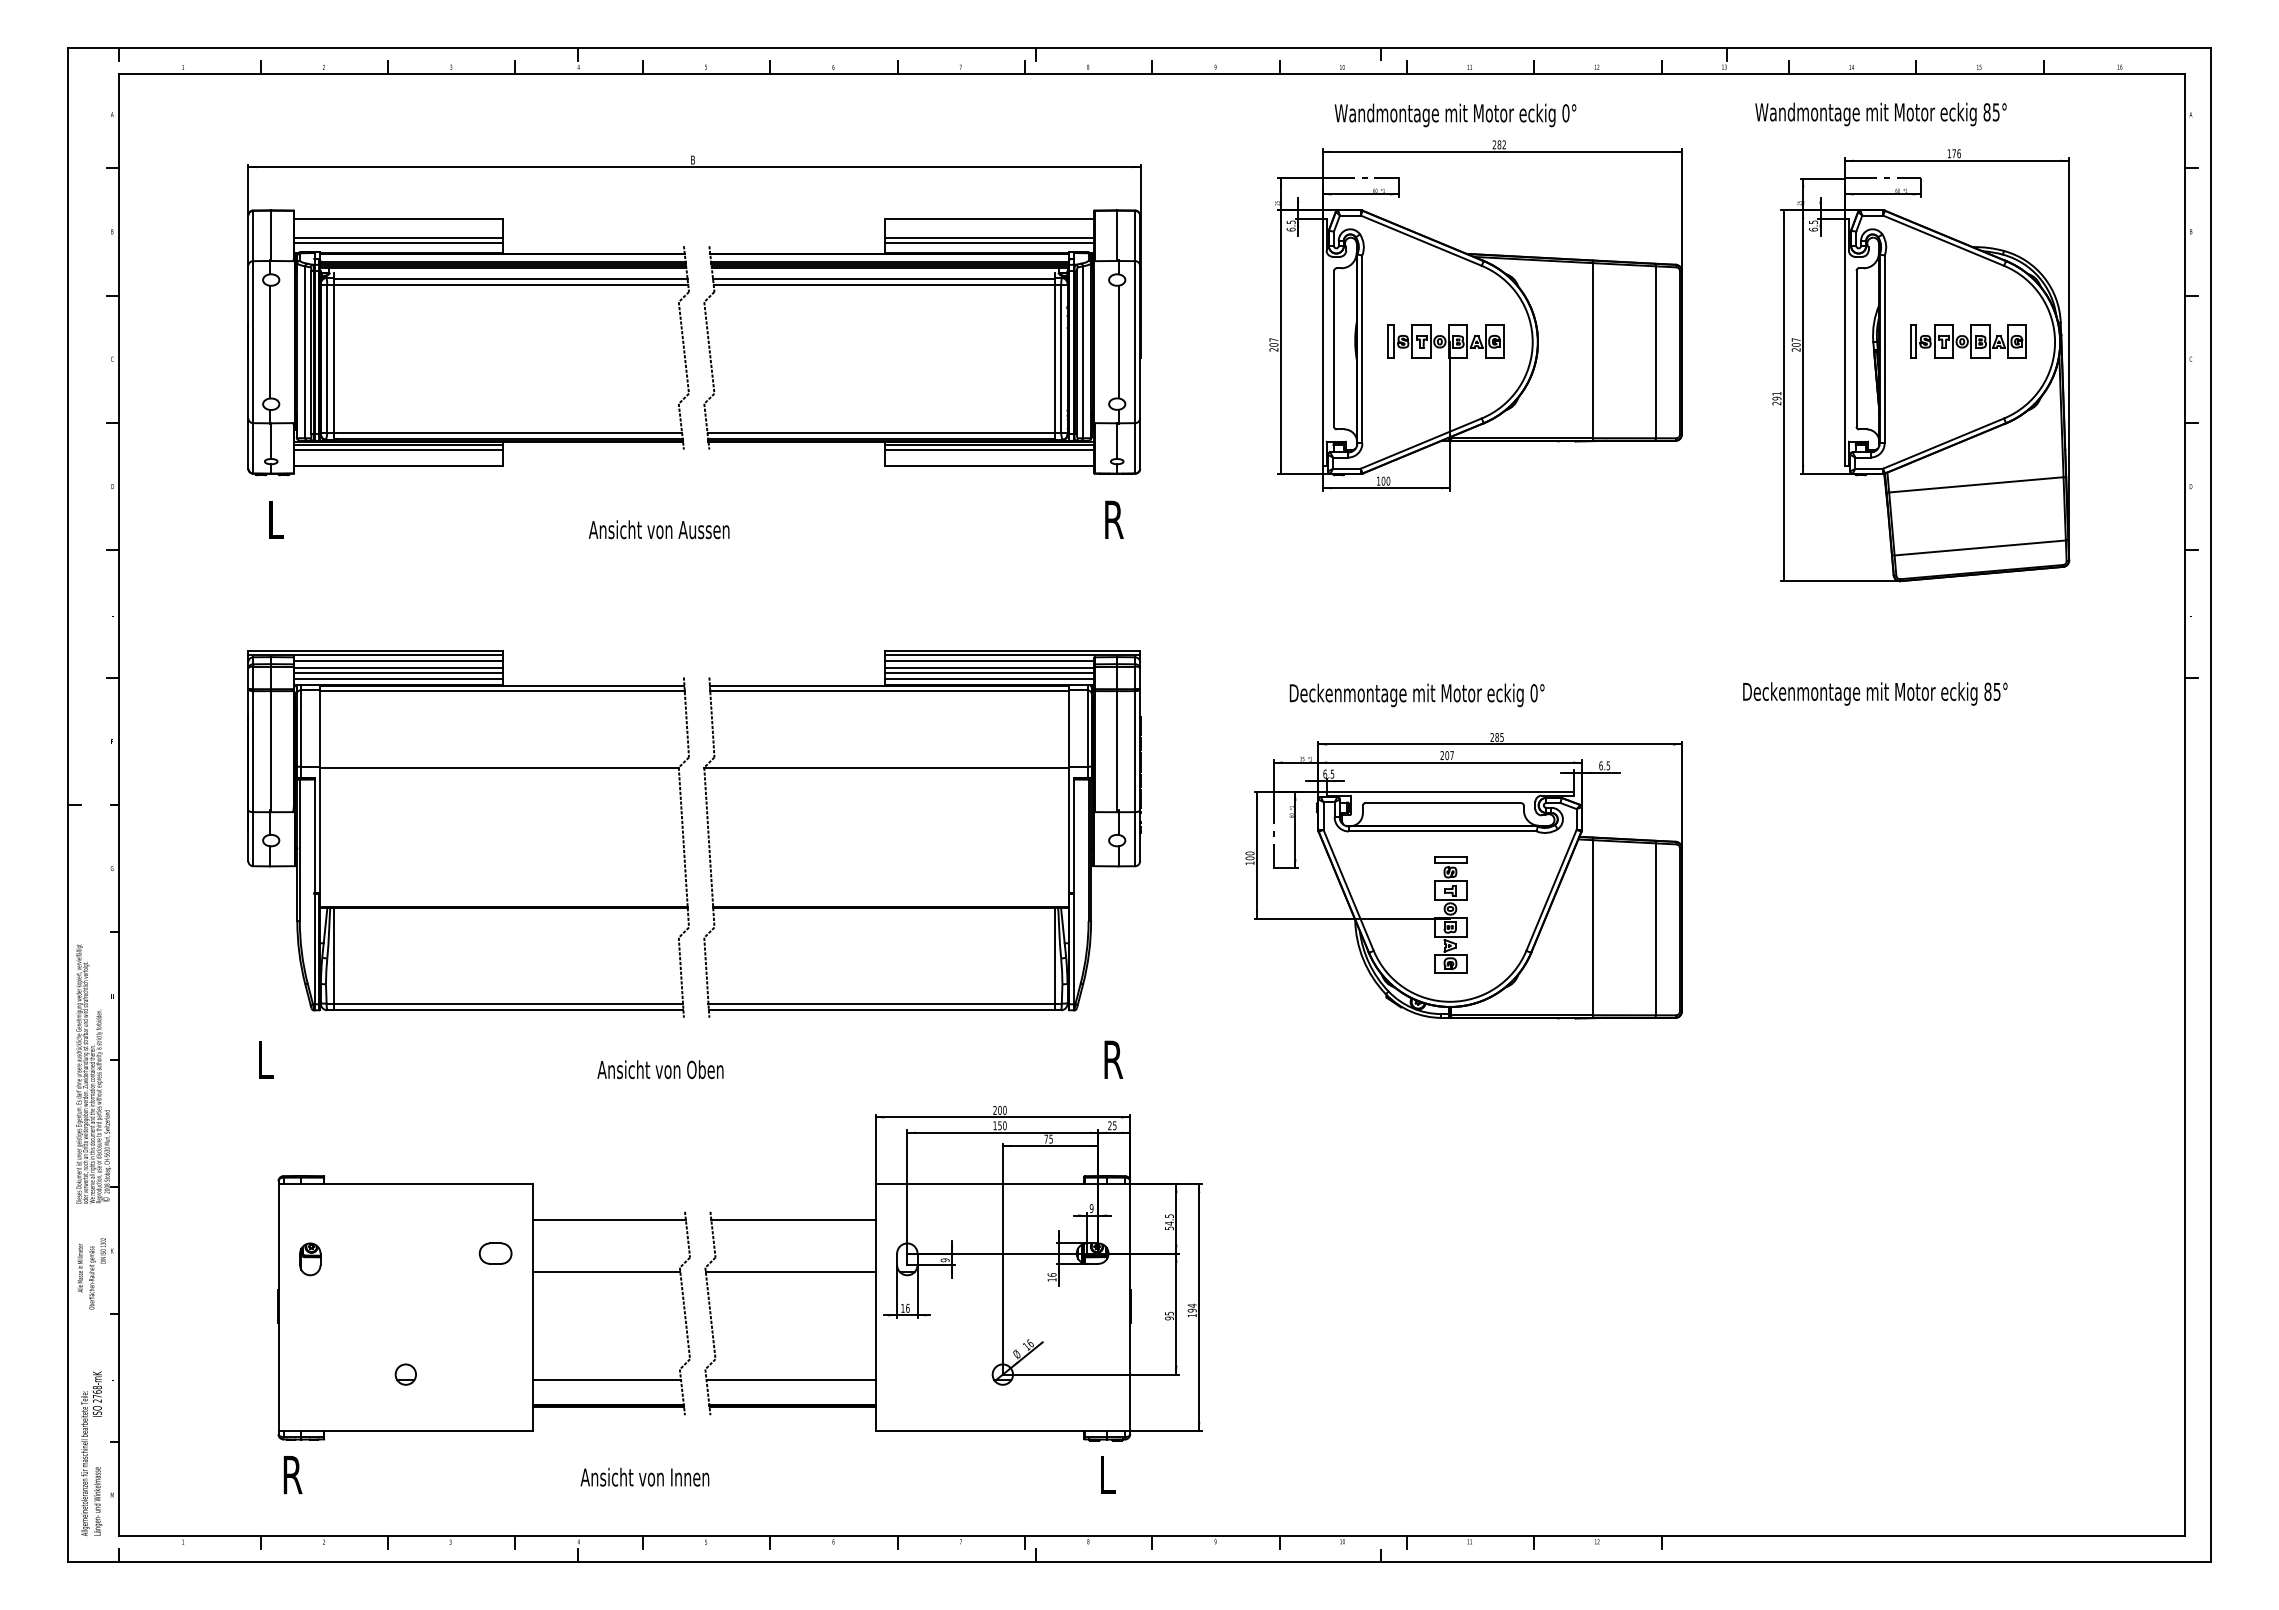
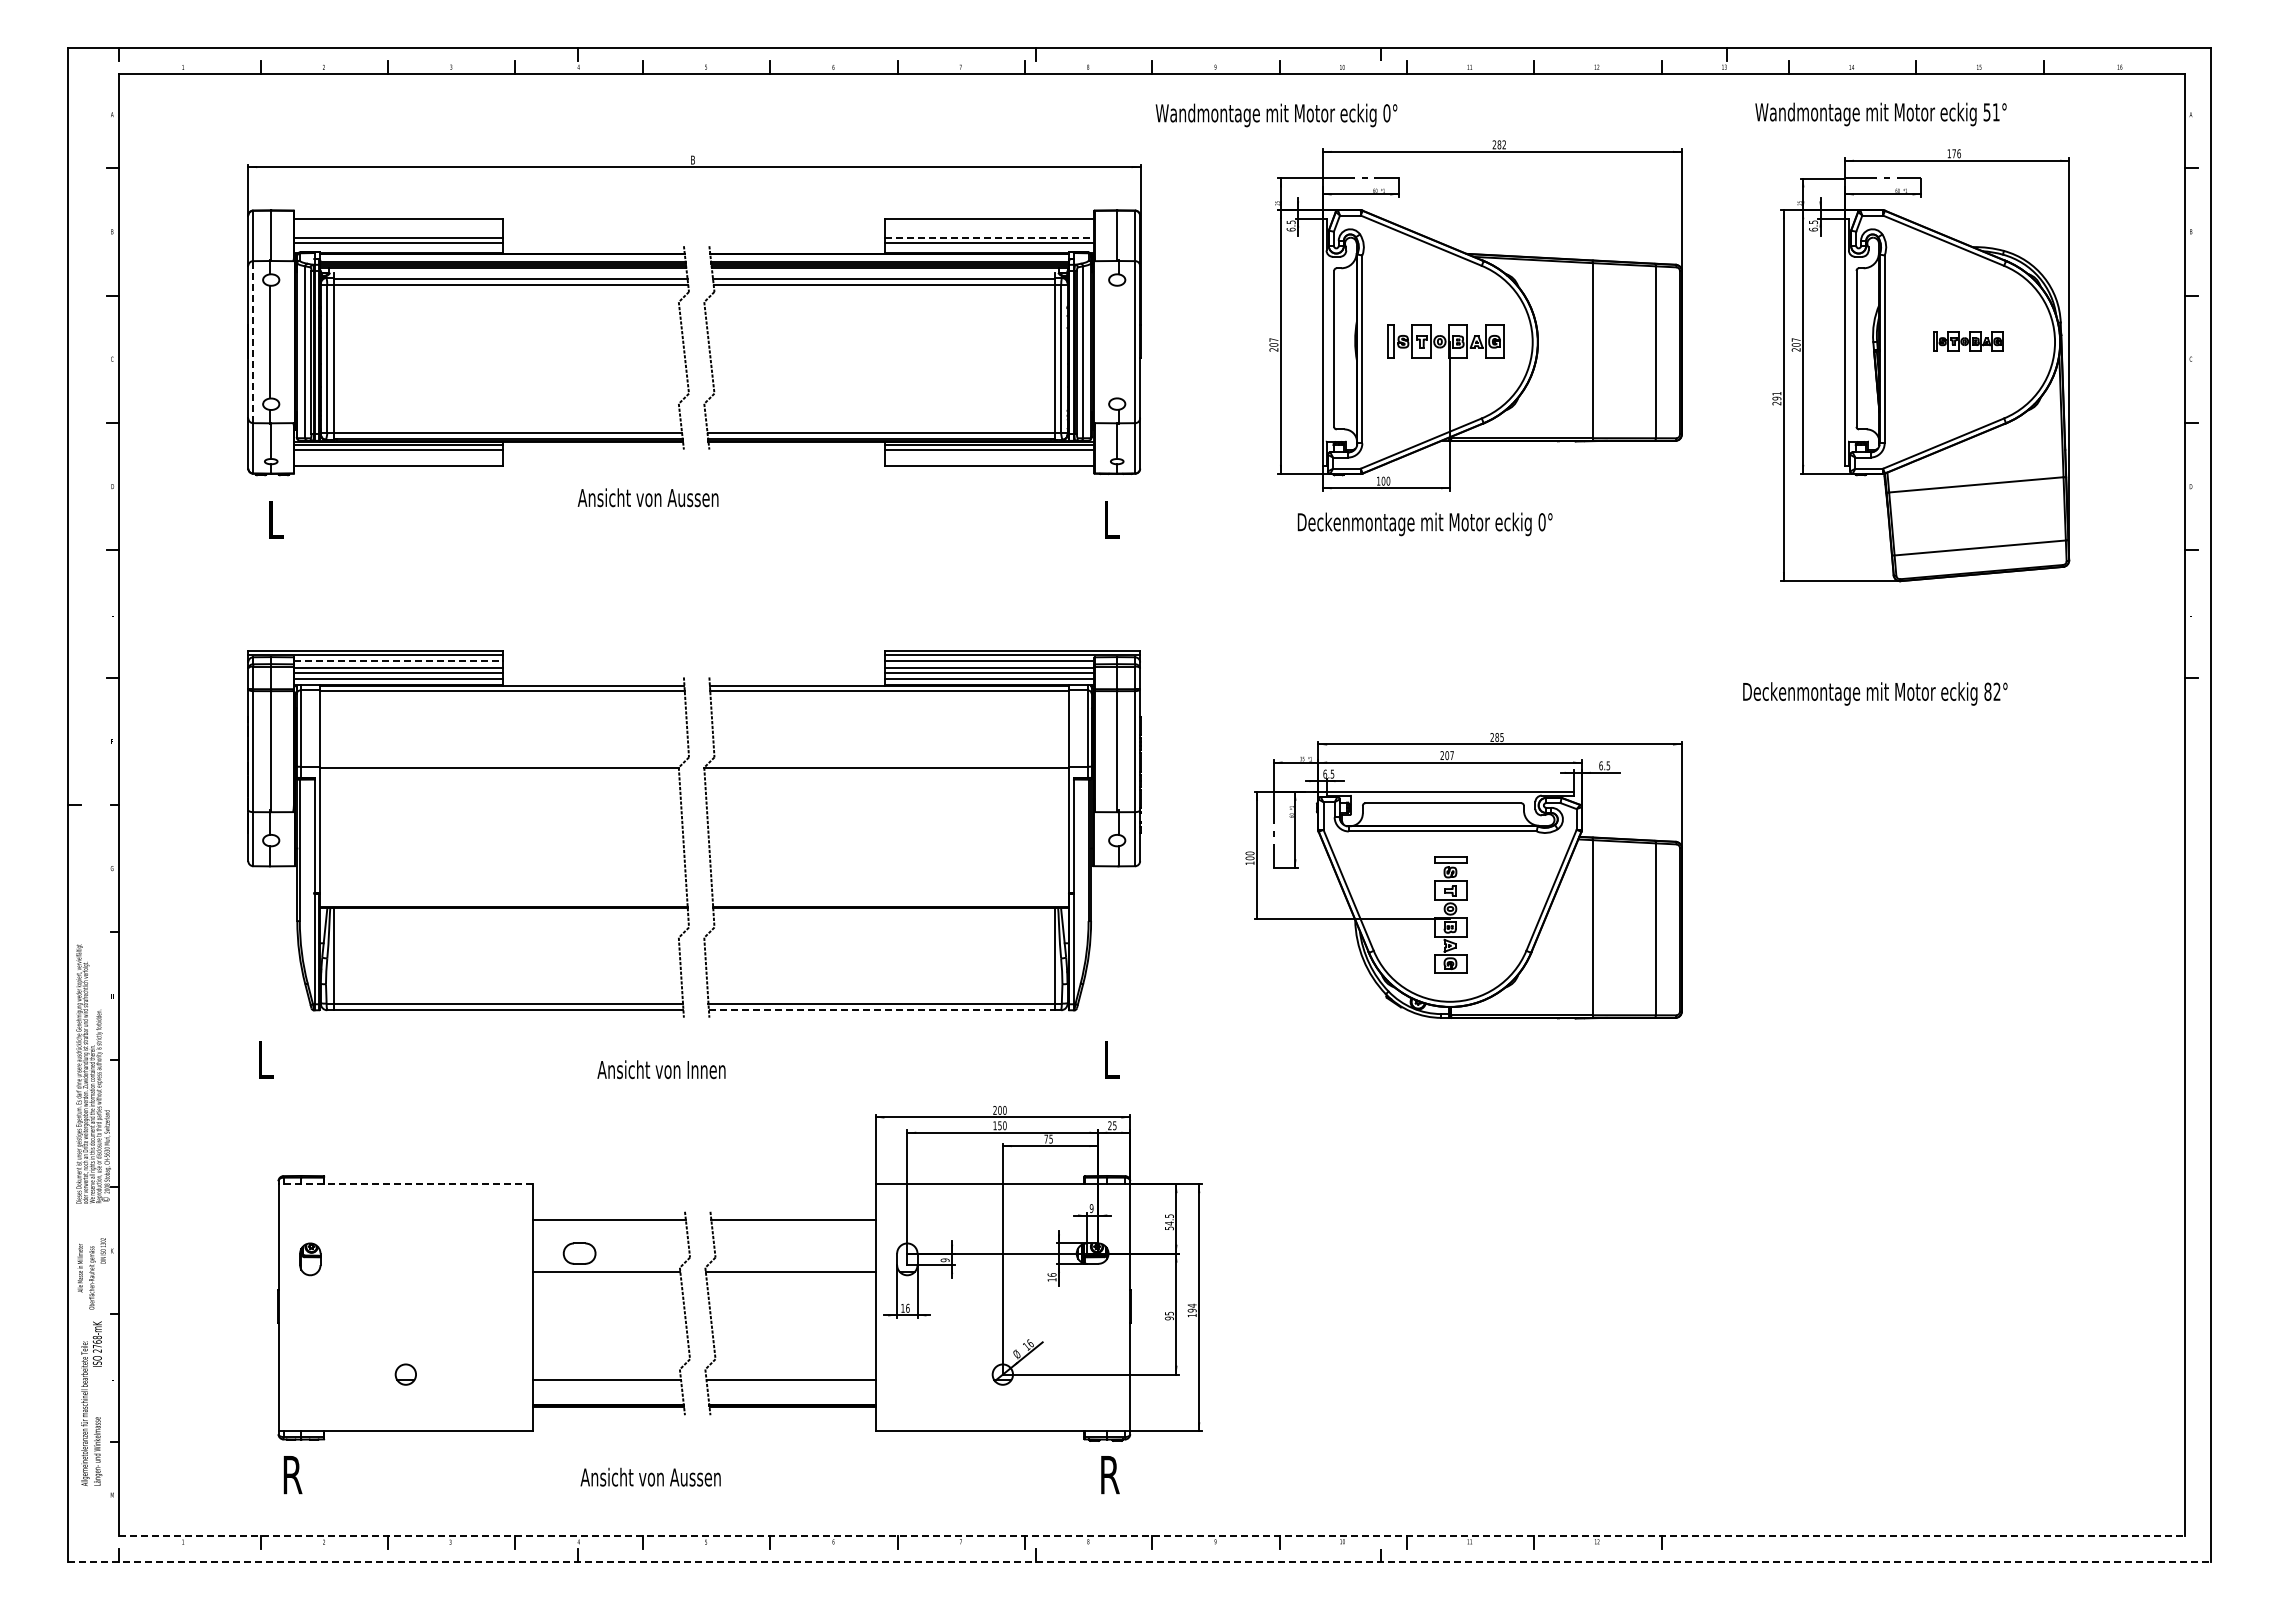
text: 85° -> 51° (1991, 112)
text position: (1455, 115) -> (1276, 115) (1276, 115)
line: solid -> dashed (990, 237)
line: solid -> dashed (253, 341)
line: present -> none (1118, 341)
part size: 117x35 px -> 71x21 px (1968, 341)
text: R -> L (1114, 519)
text position: (658, 529) -> (647, 497) (647, 497)
line: solid -> dashed (399, 661)
text: 85° -> 82° (1996, 691)
text position: (1416, 695) -> (1424, 524) (1424, 524)
line: solid -> dashed (881, 1009)
text: R -> L (1113, 1059)
text: Ansicht von Oben -> Ansicht von Innen (706, 1069)
line: solid -> dashed (405, 1184)
part position: (495, 1253) -> (579, 1253) (579, 1253)
text position: (91, 1453) -> (91, 1403) (91, 1403)
text: L -> R (1110, 1475)
text: Ansicht von Innen -> Ansicht von Aussen (695, 1477)
line: solid -> dashed (1152, 1536)
line: solid -> dashed (1139, 1561)
